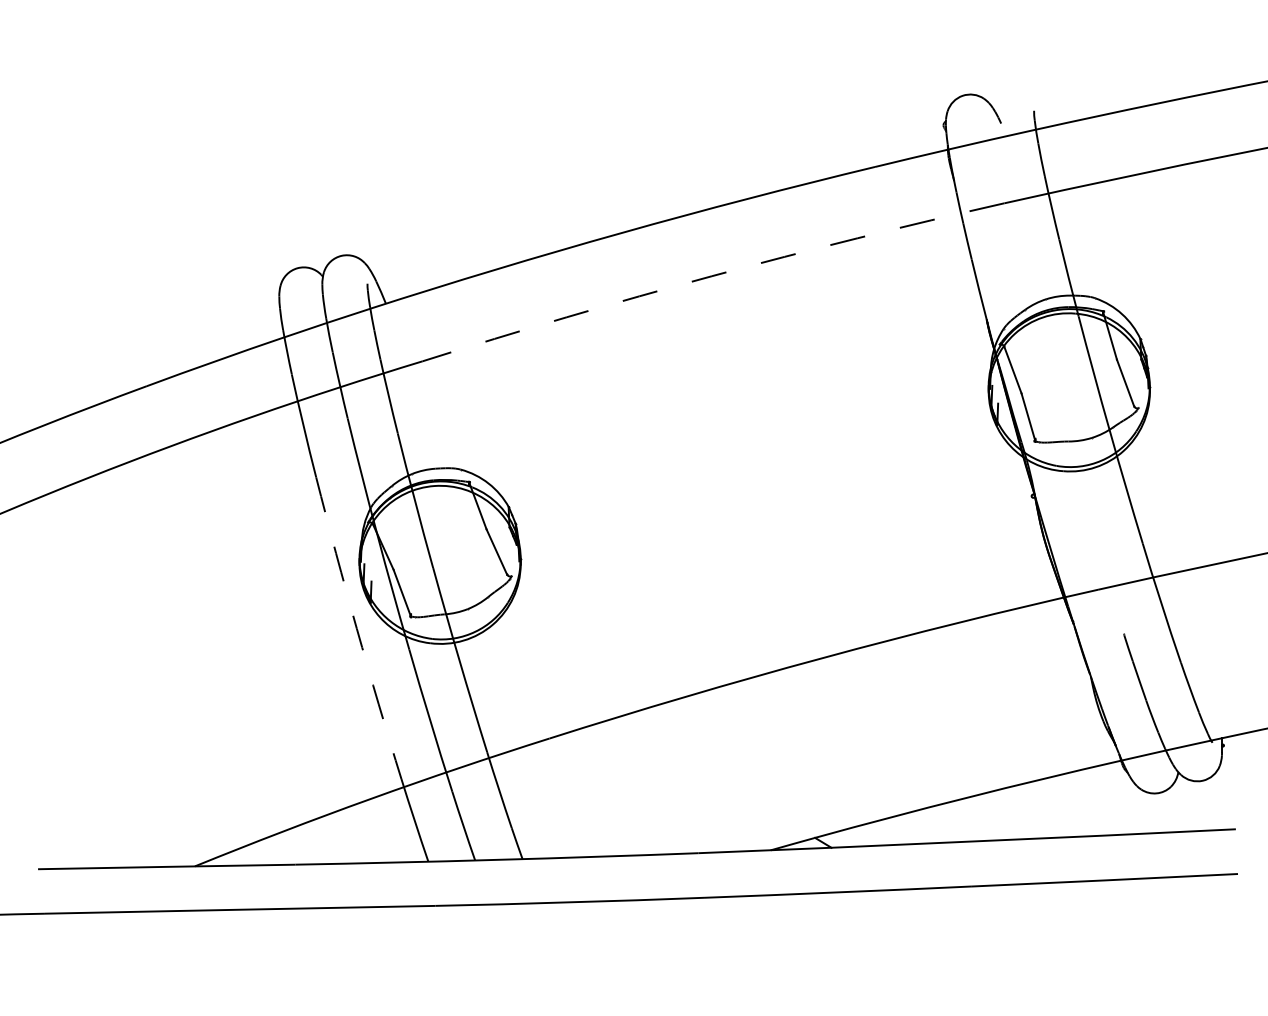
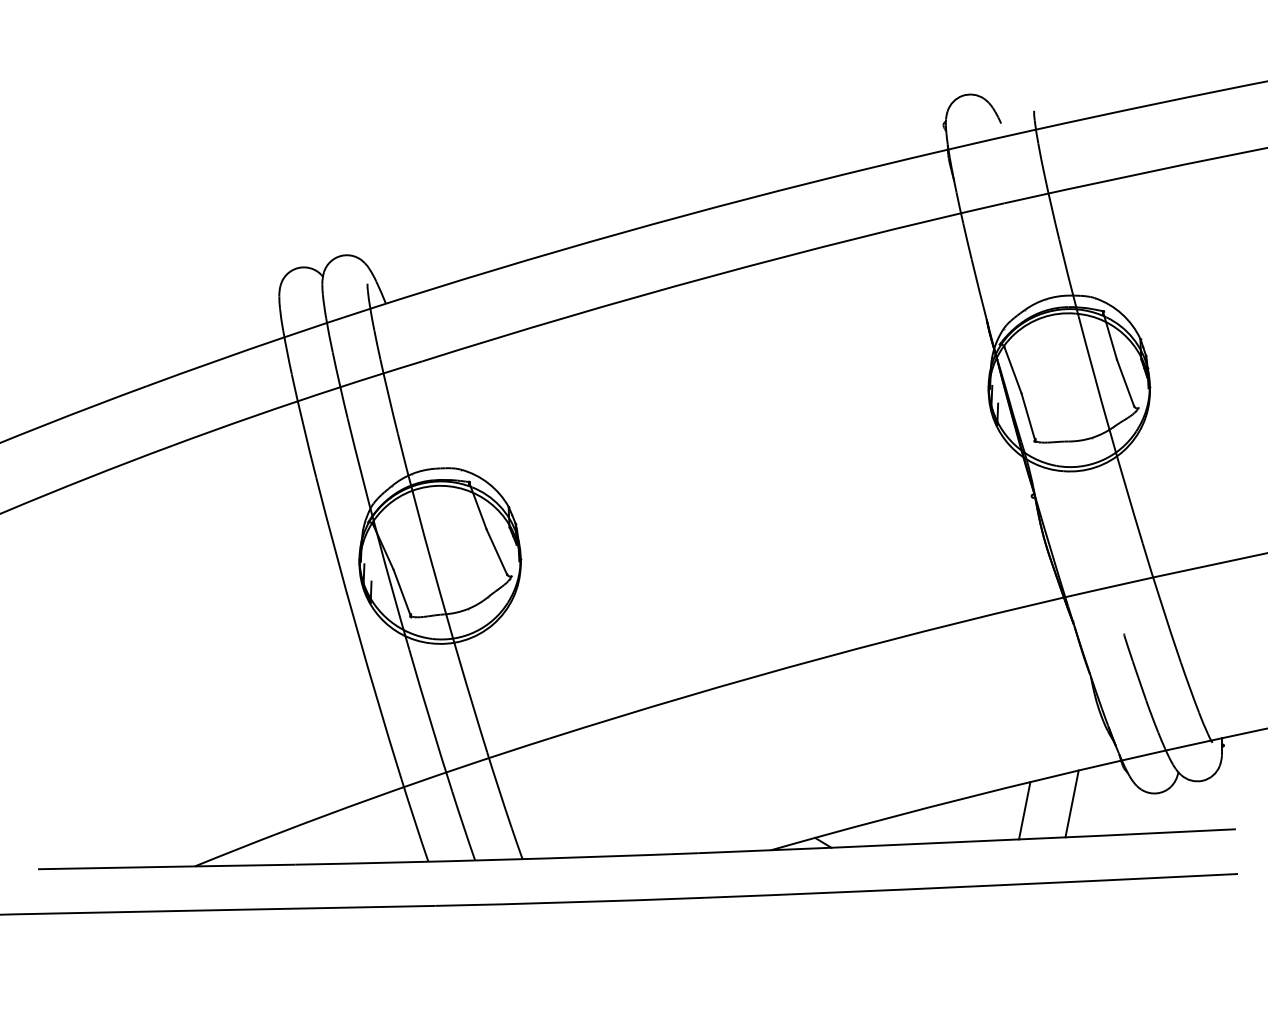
arc: dashed -> solid (711, 276)
arc: dashed -> solid (356, 628)
line: none -> present (1071, 803)
line: none -> present (1024, 810)
